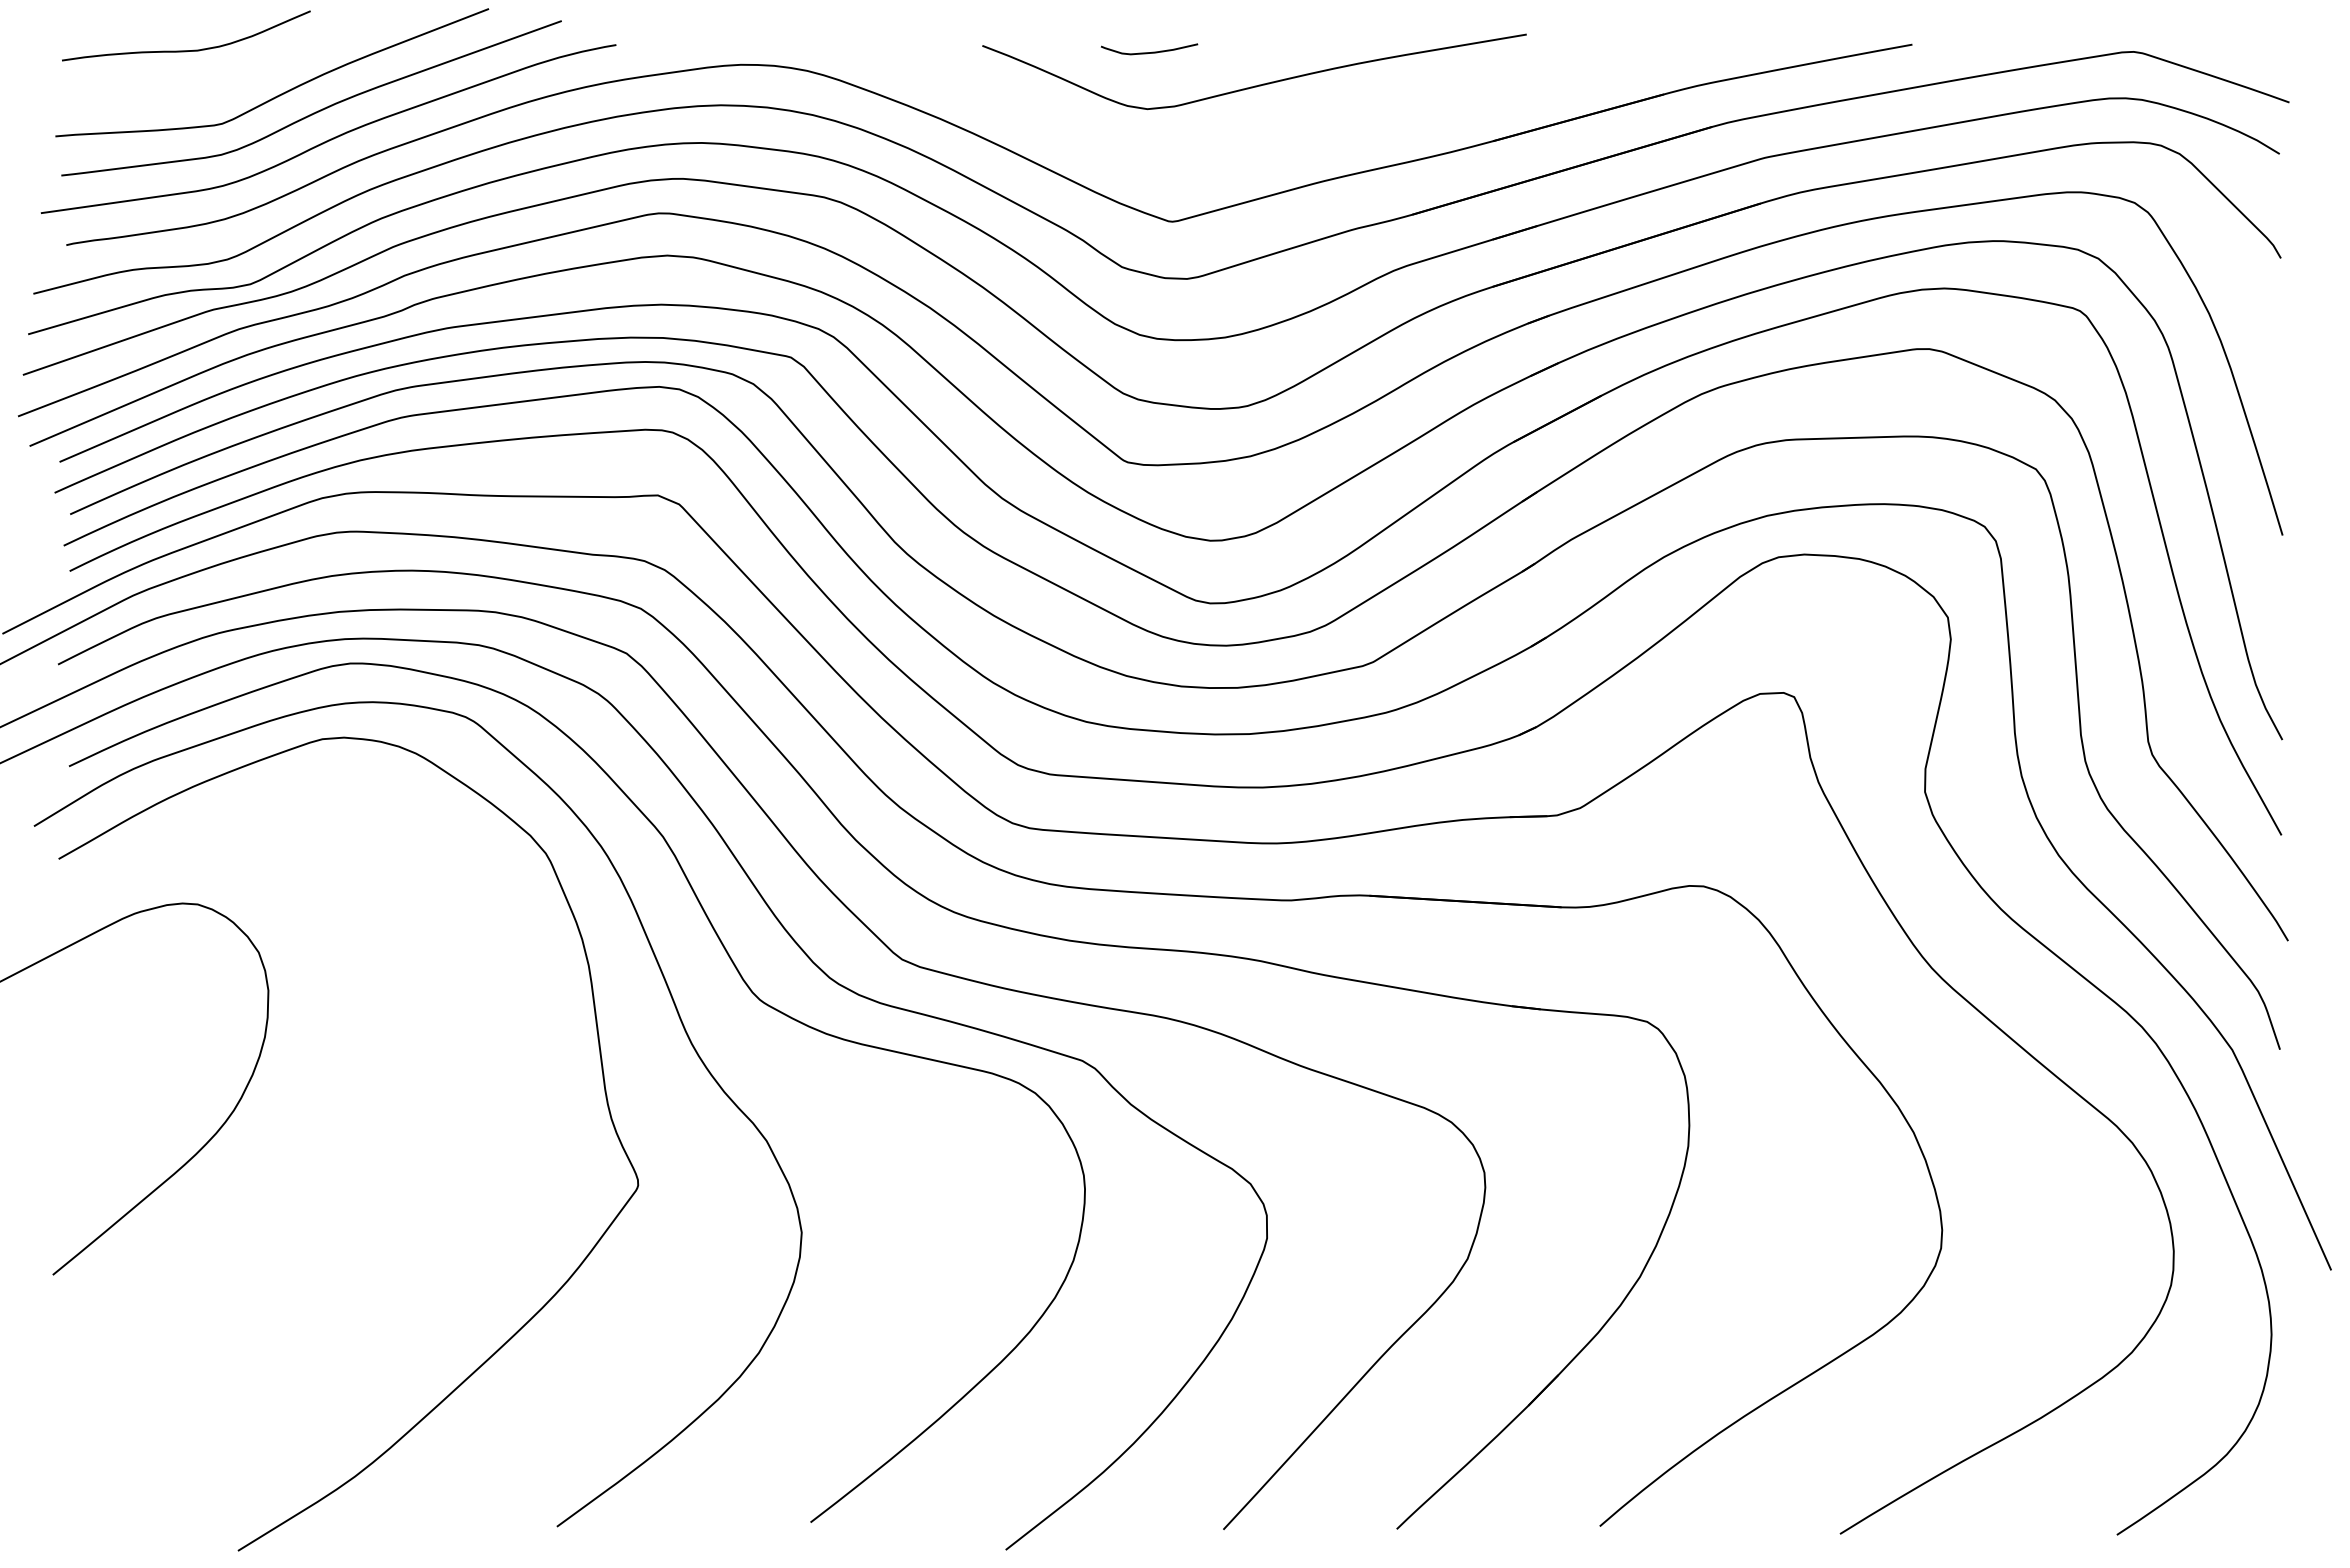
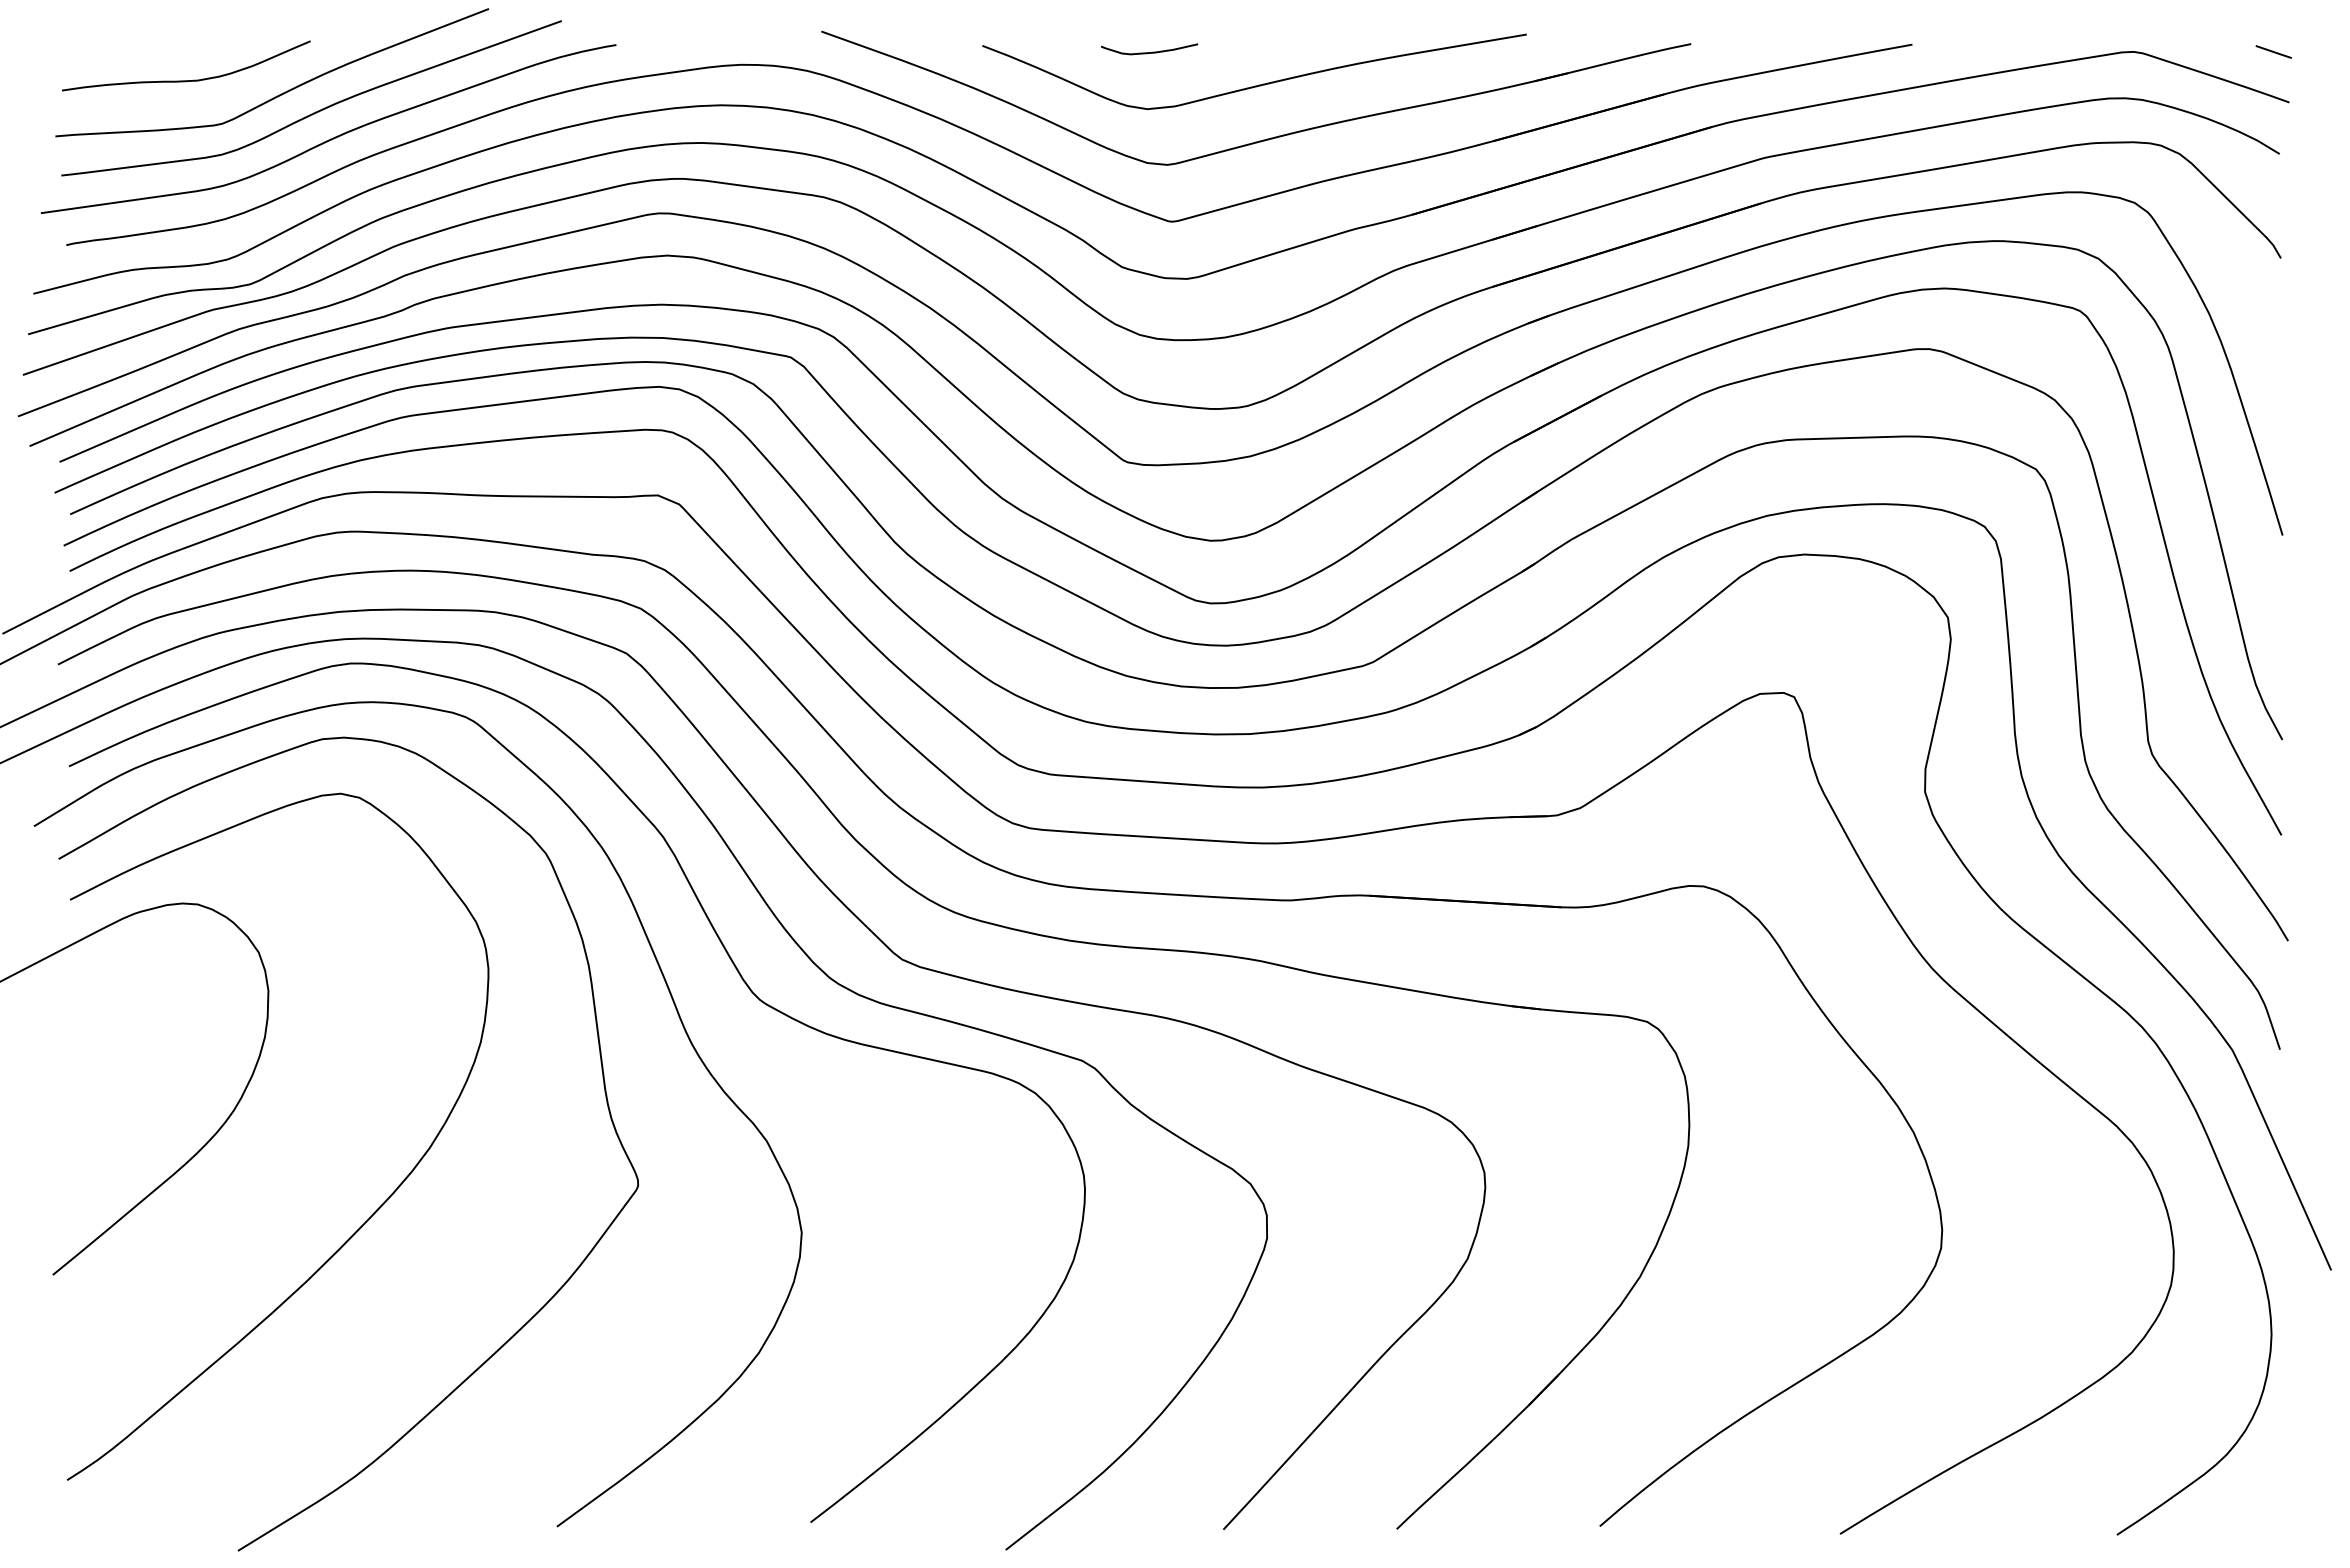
curve position: (186, 50) -> (186, 80) (186, 80)
line: none -> present (2273, 51)
part: none -> present (1270, 137)
curve: none -> present (372, 1213)
